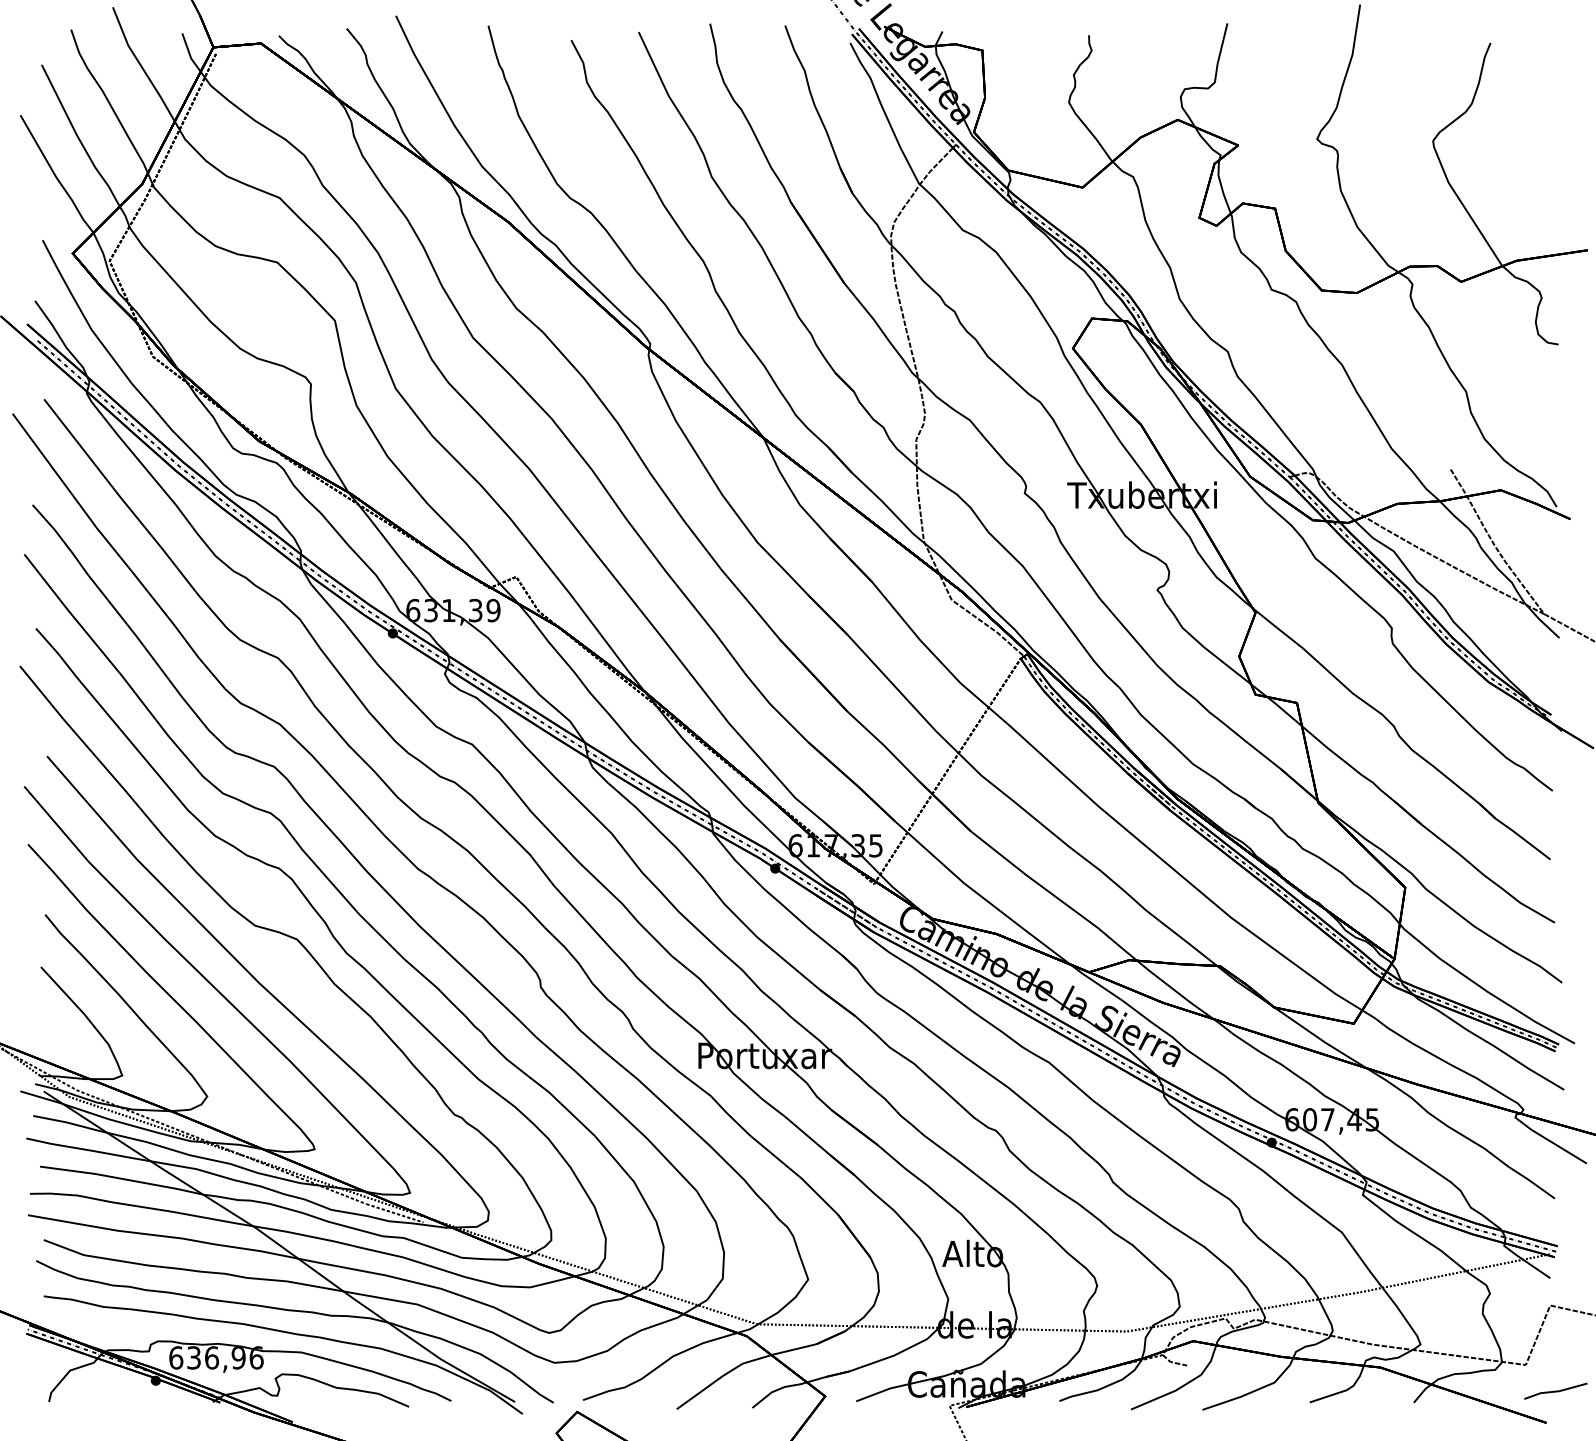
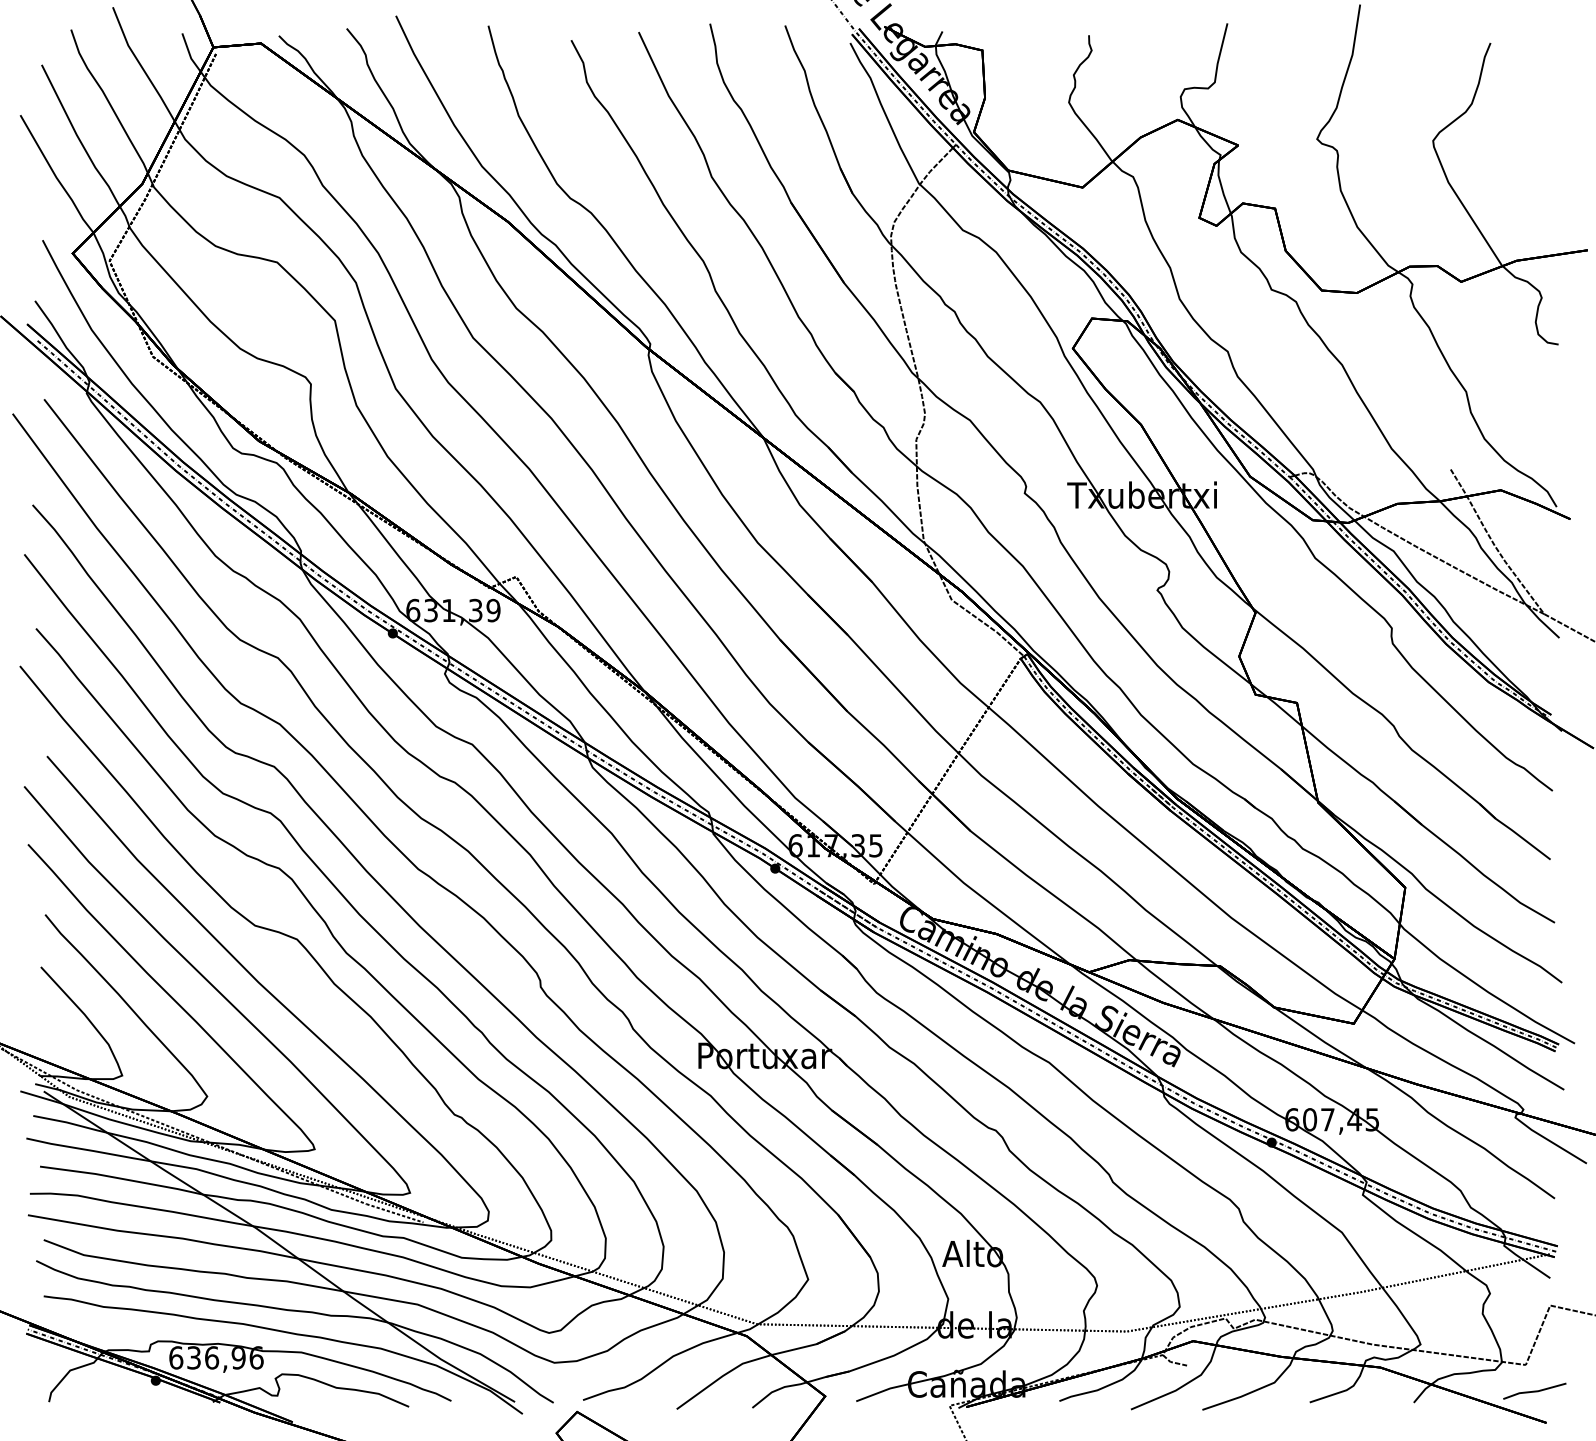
line position: (1555, 1390) -> (1534, 1390) (1534, 1390)
